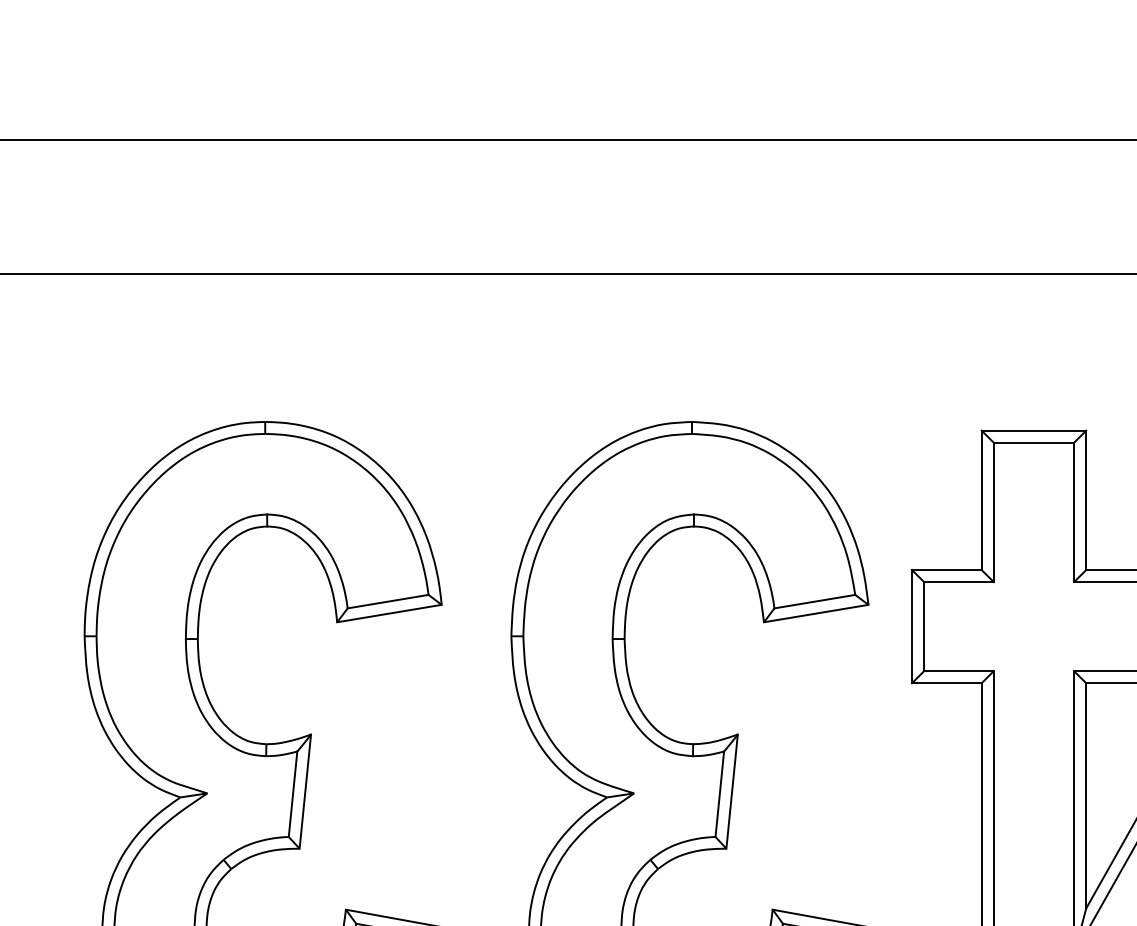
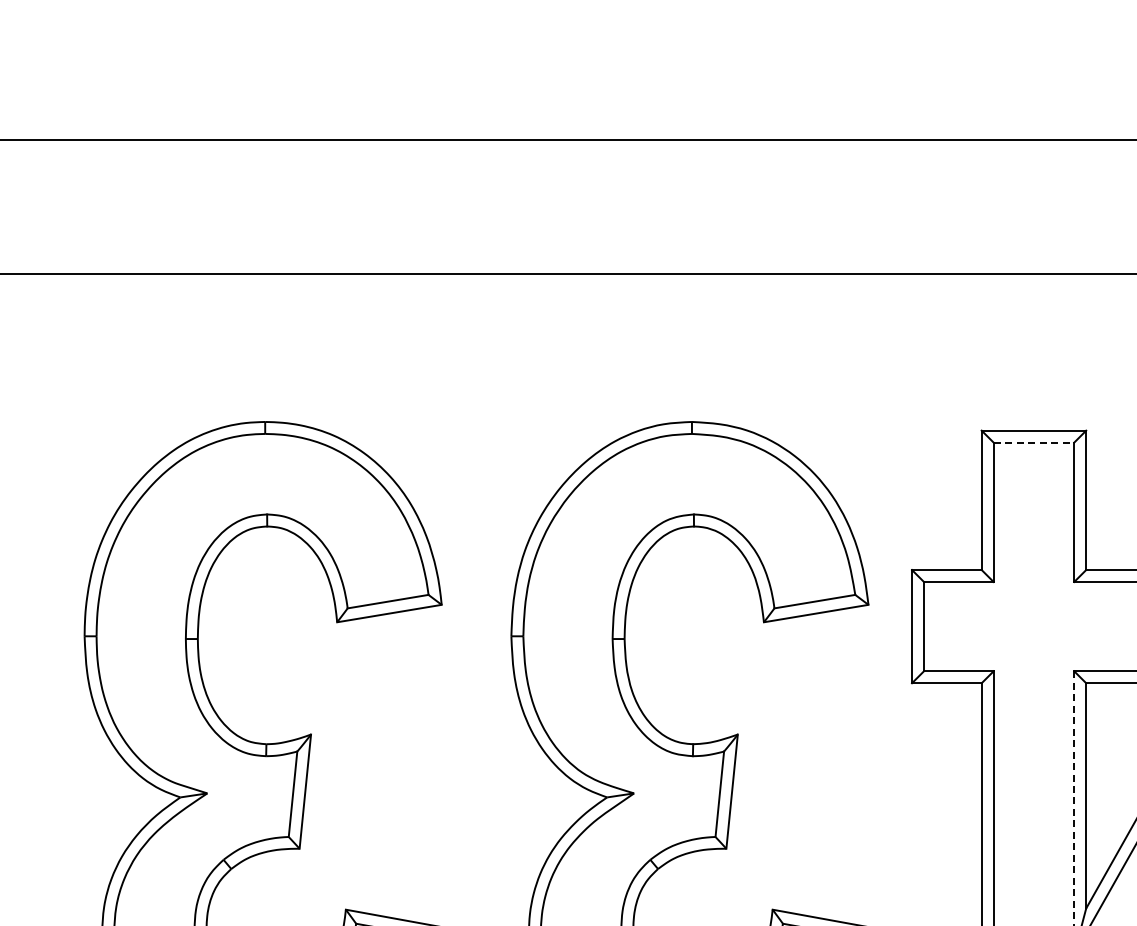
line: solid -> dashed (1034, 442)
line: solid -> dashed (1074, 798)
